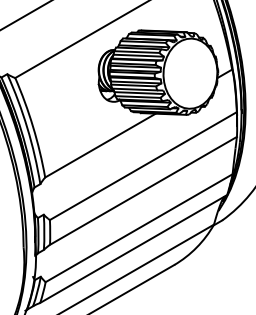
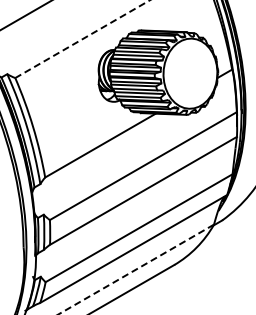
line: solid -> dashed (82, 39)
line: solid -> dashed (136, 269)
